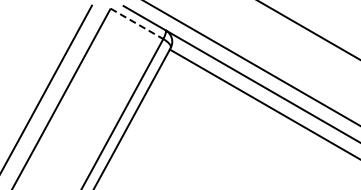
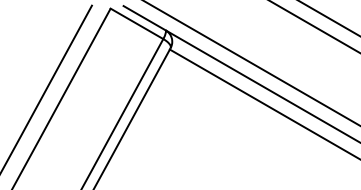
line: none -> present (329, 18)
line: dashed -> solid (137, 24)
line position: (308, 30) -> (314, 26) (314, 26)
